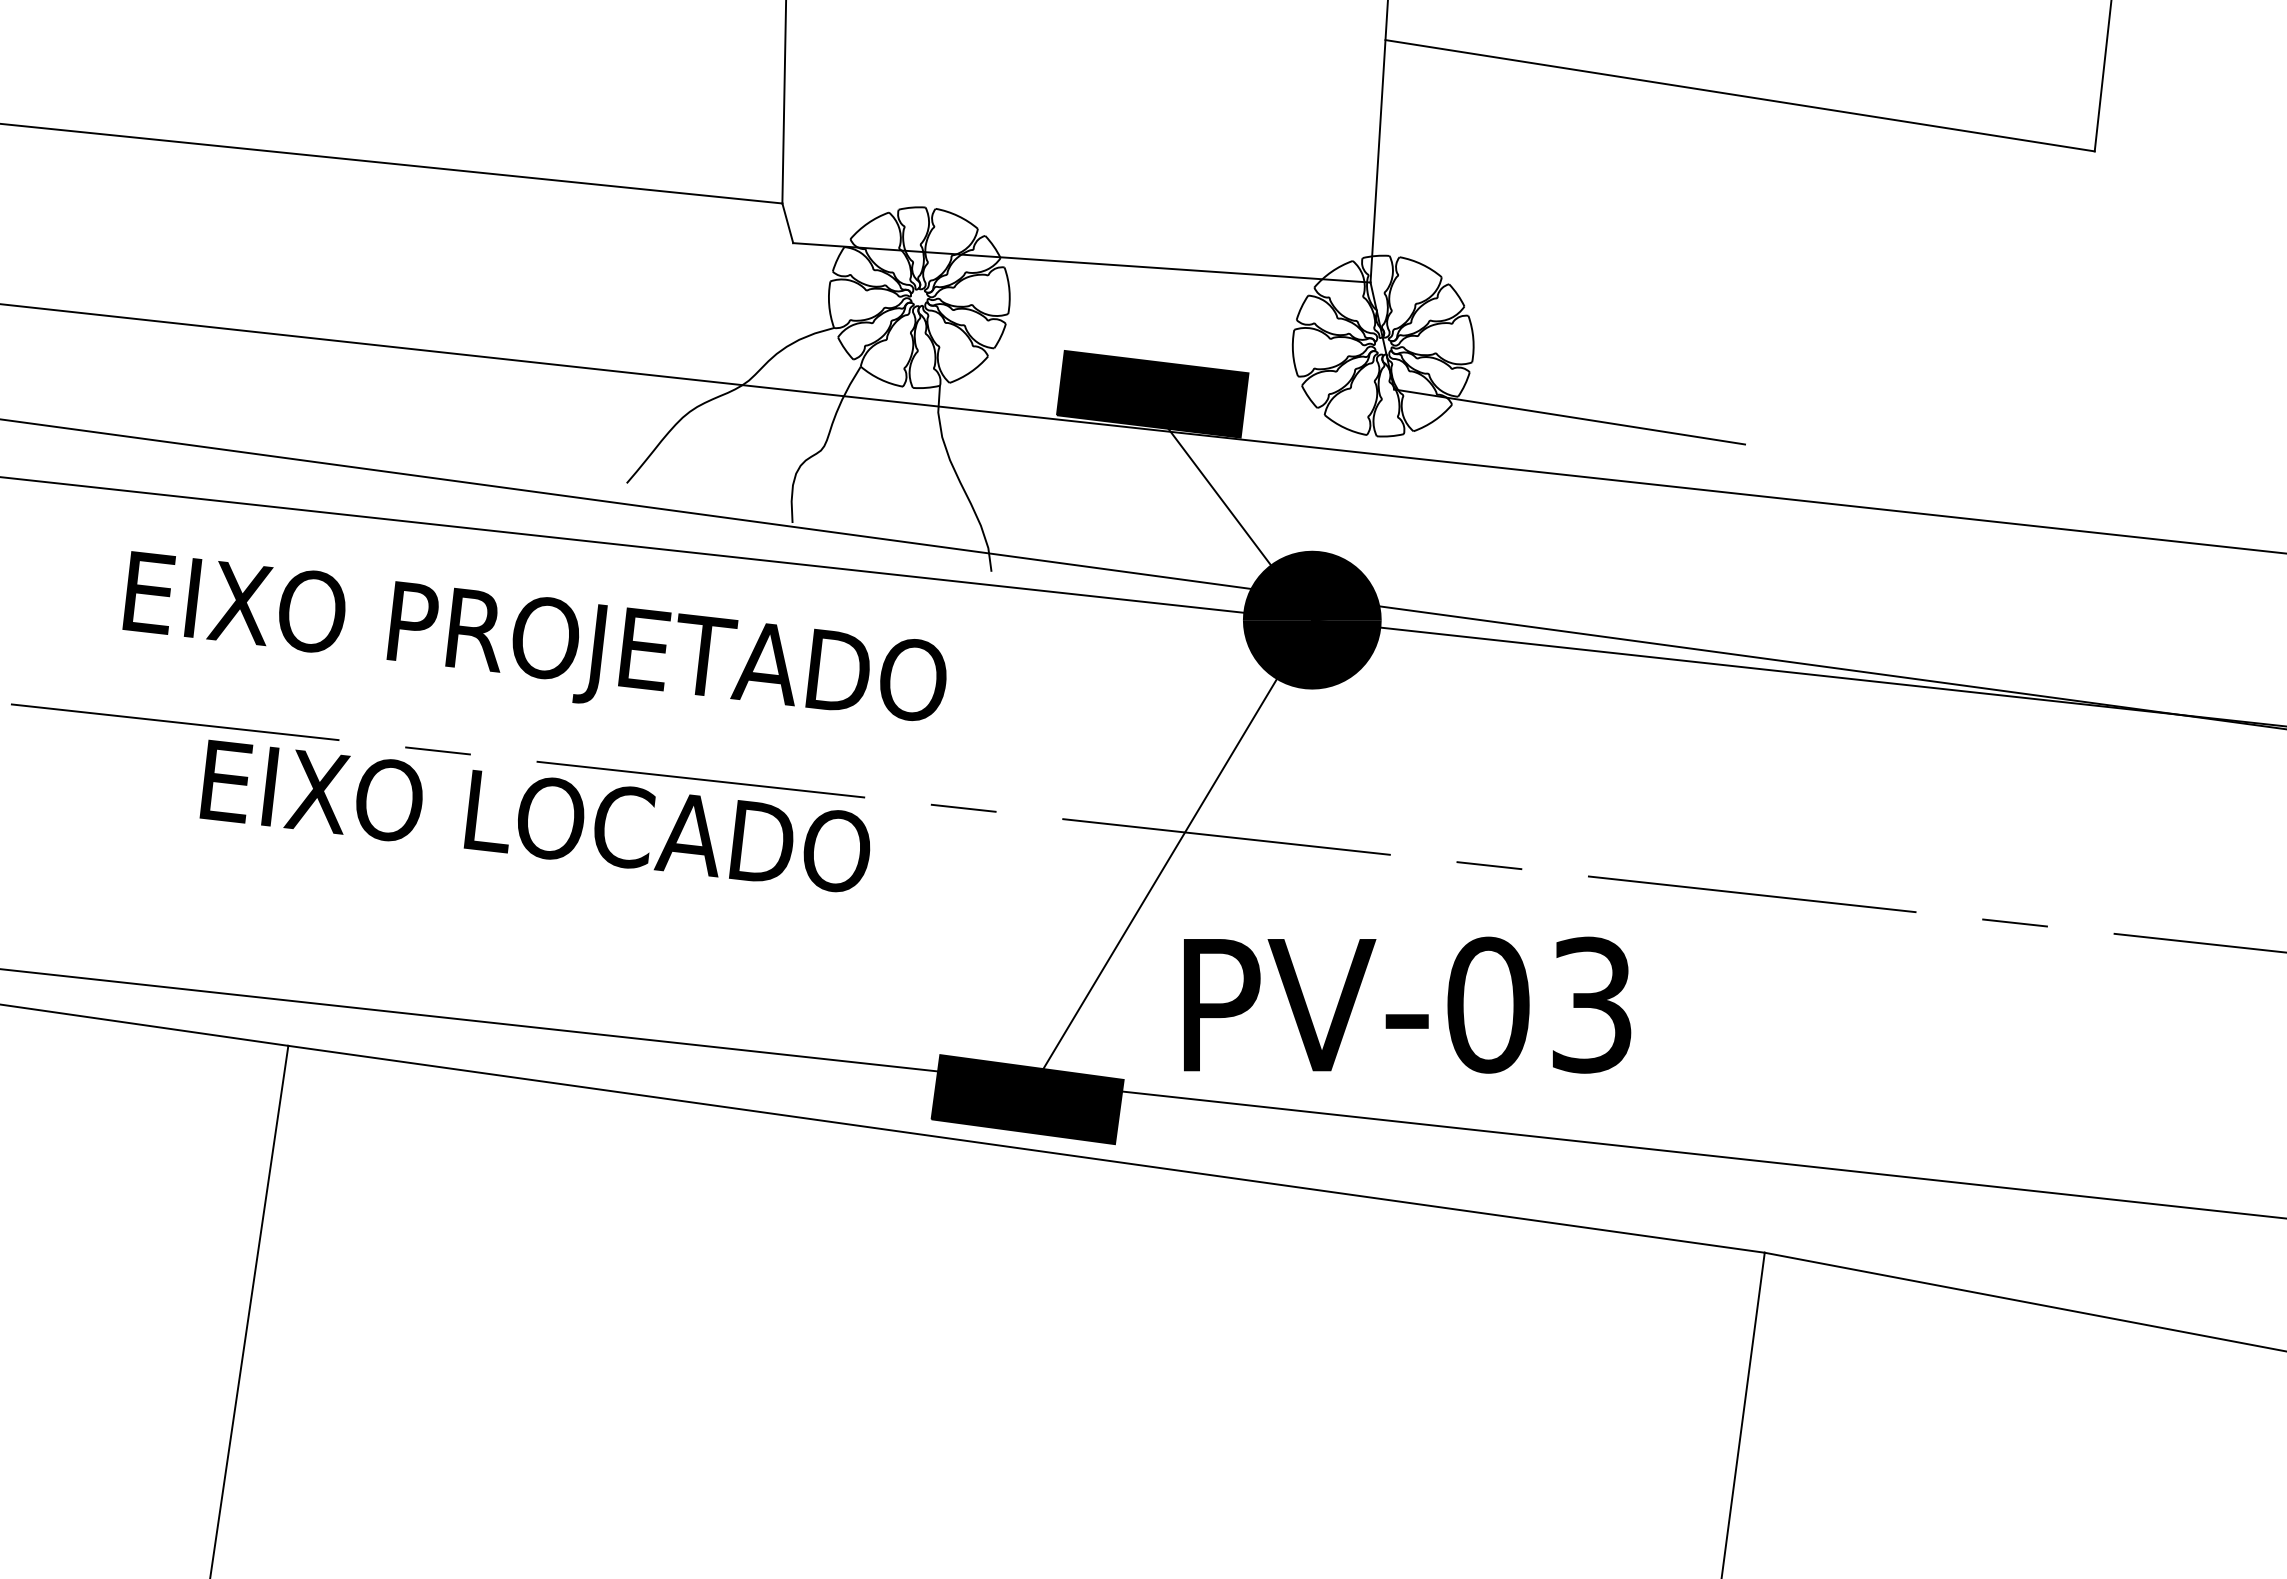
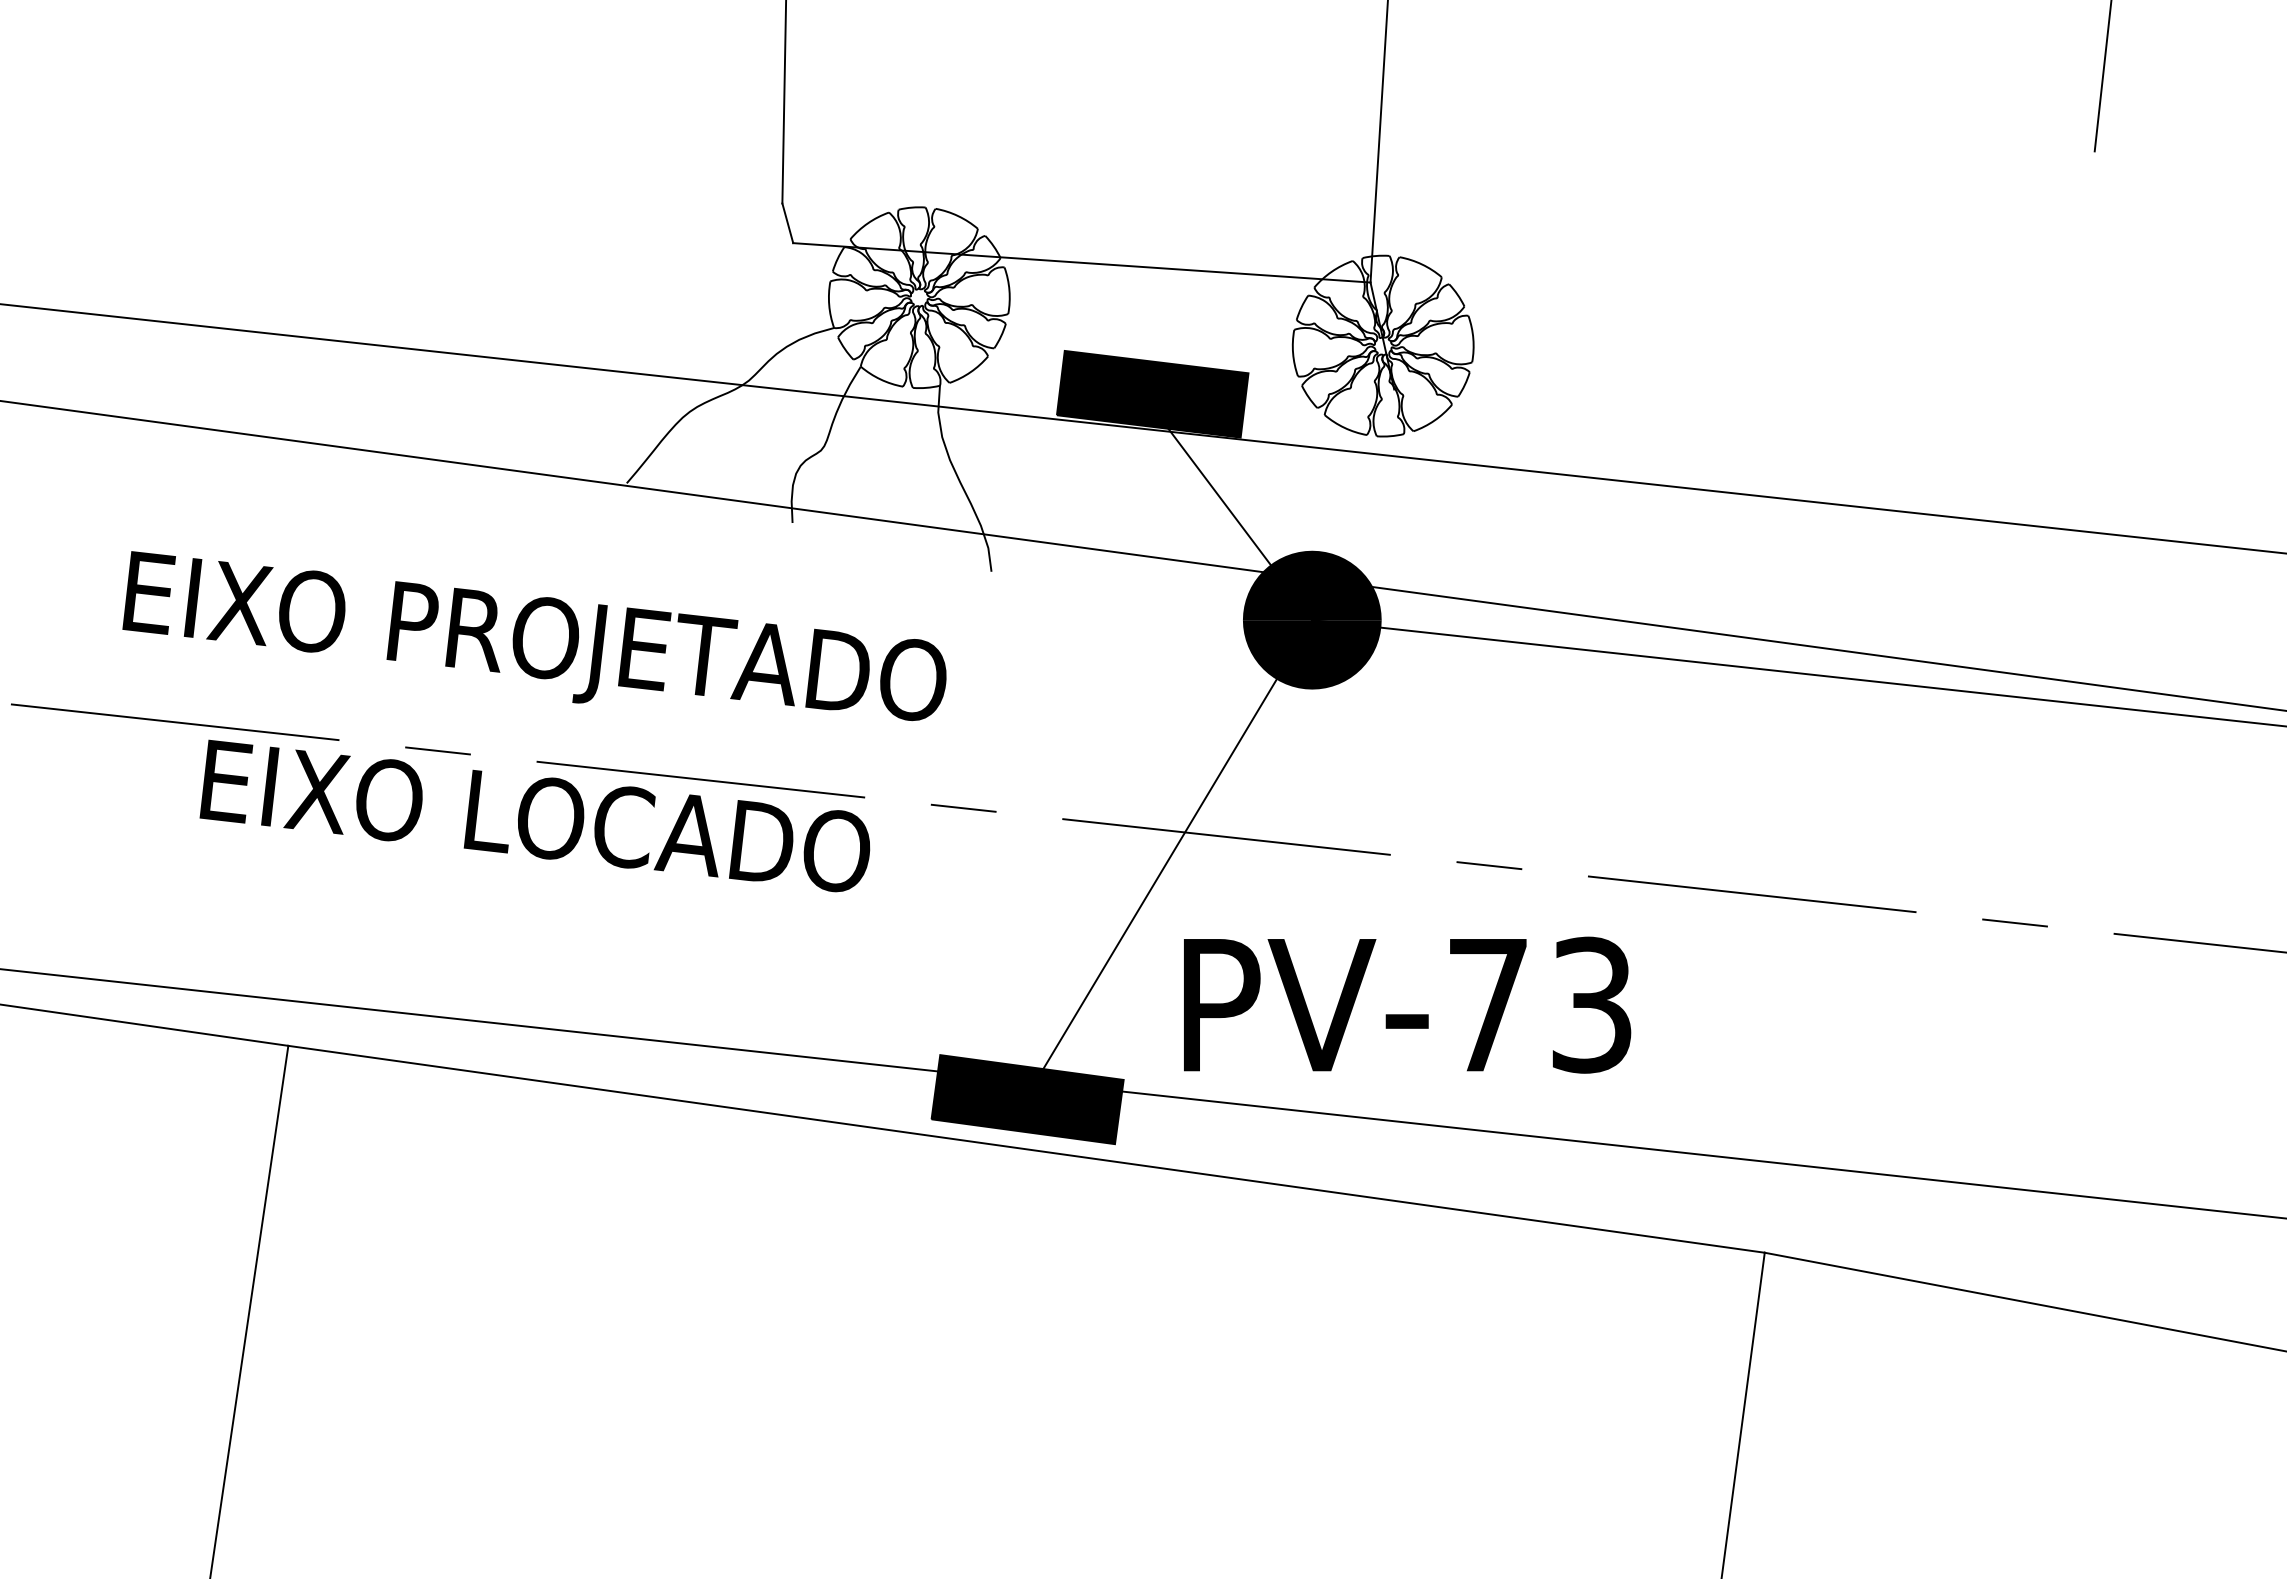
line: present -> none (1739, 95)
line: present -> none (392, 163)
line: present -> none (1569, 416)
line: present -> none (639, 546)
line position: (1142, 573) -> (1142, 555) (1142, 555)
text: PV-03 -> PV-73 (1488, 1004)
